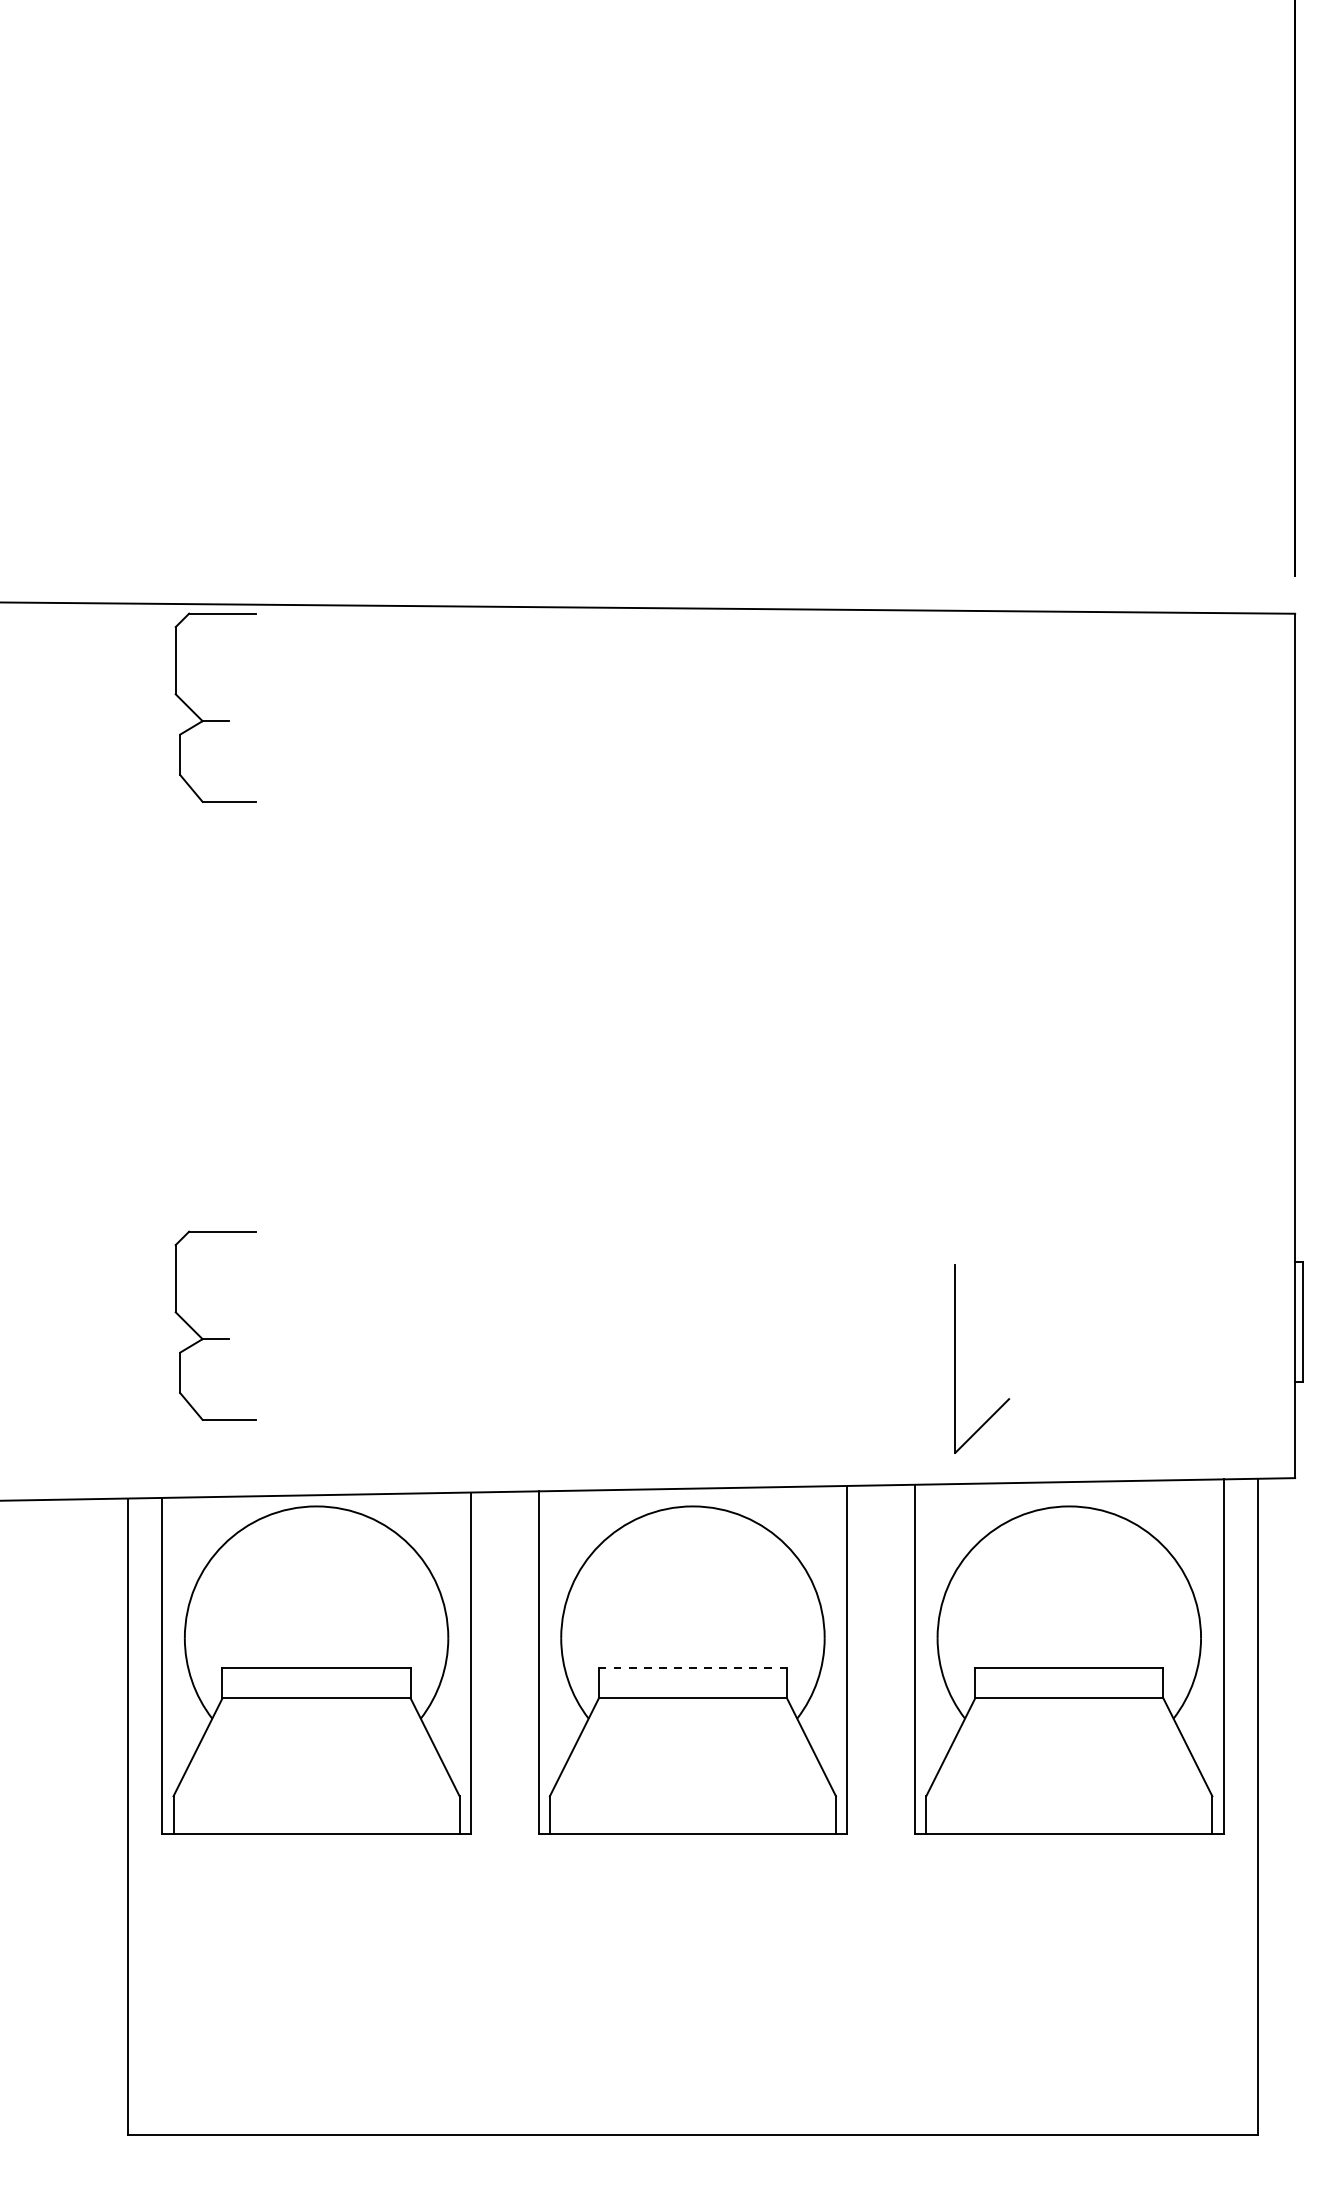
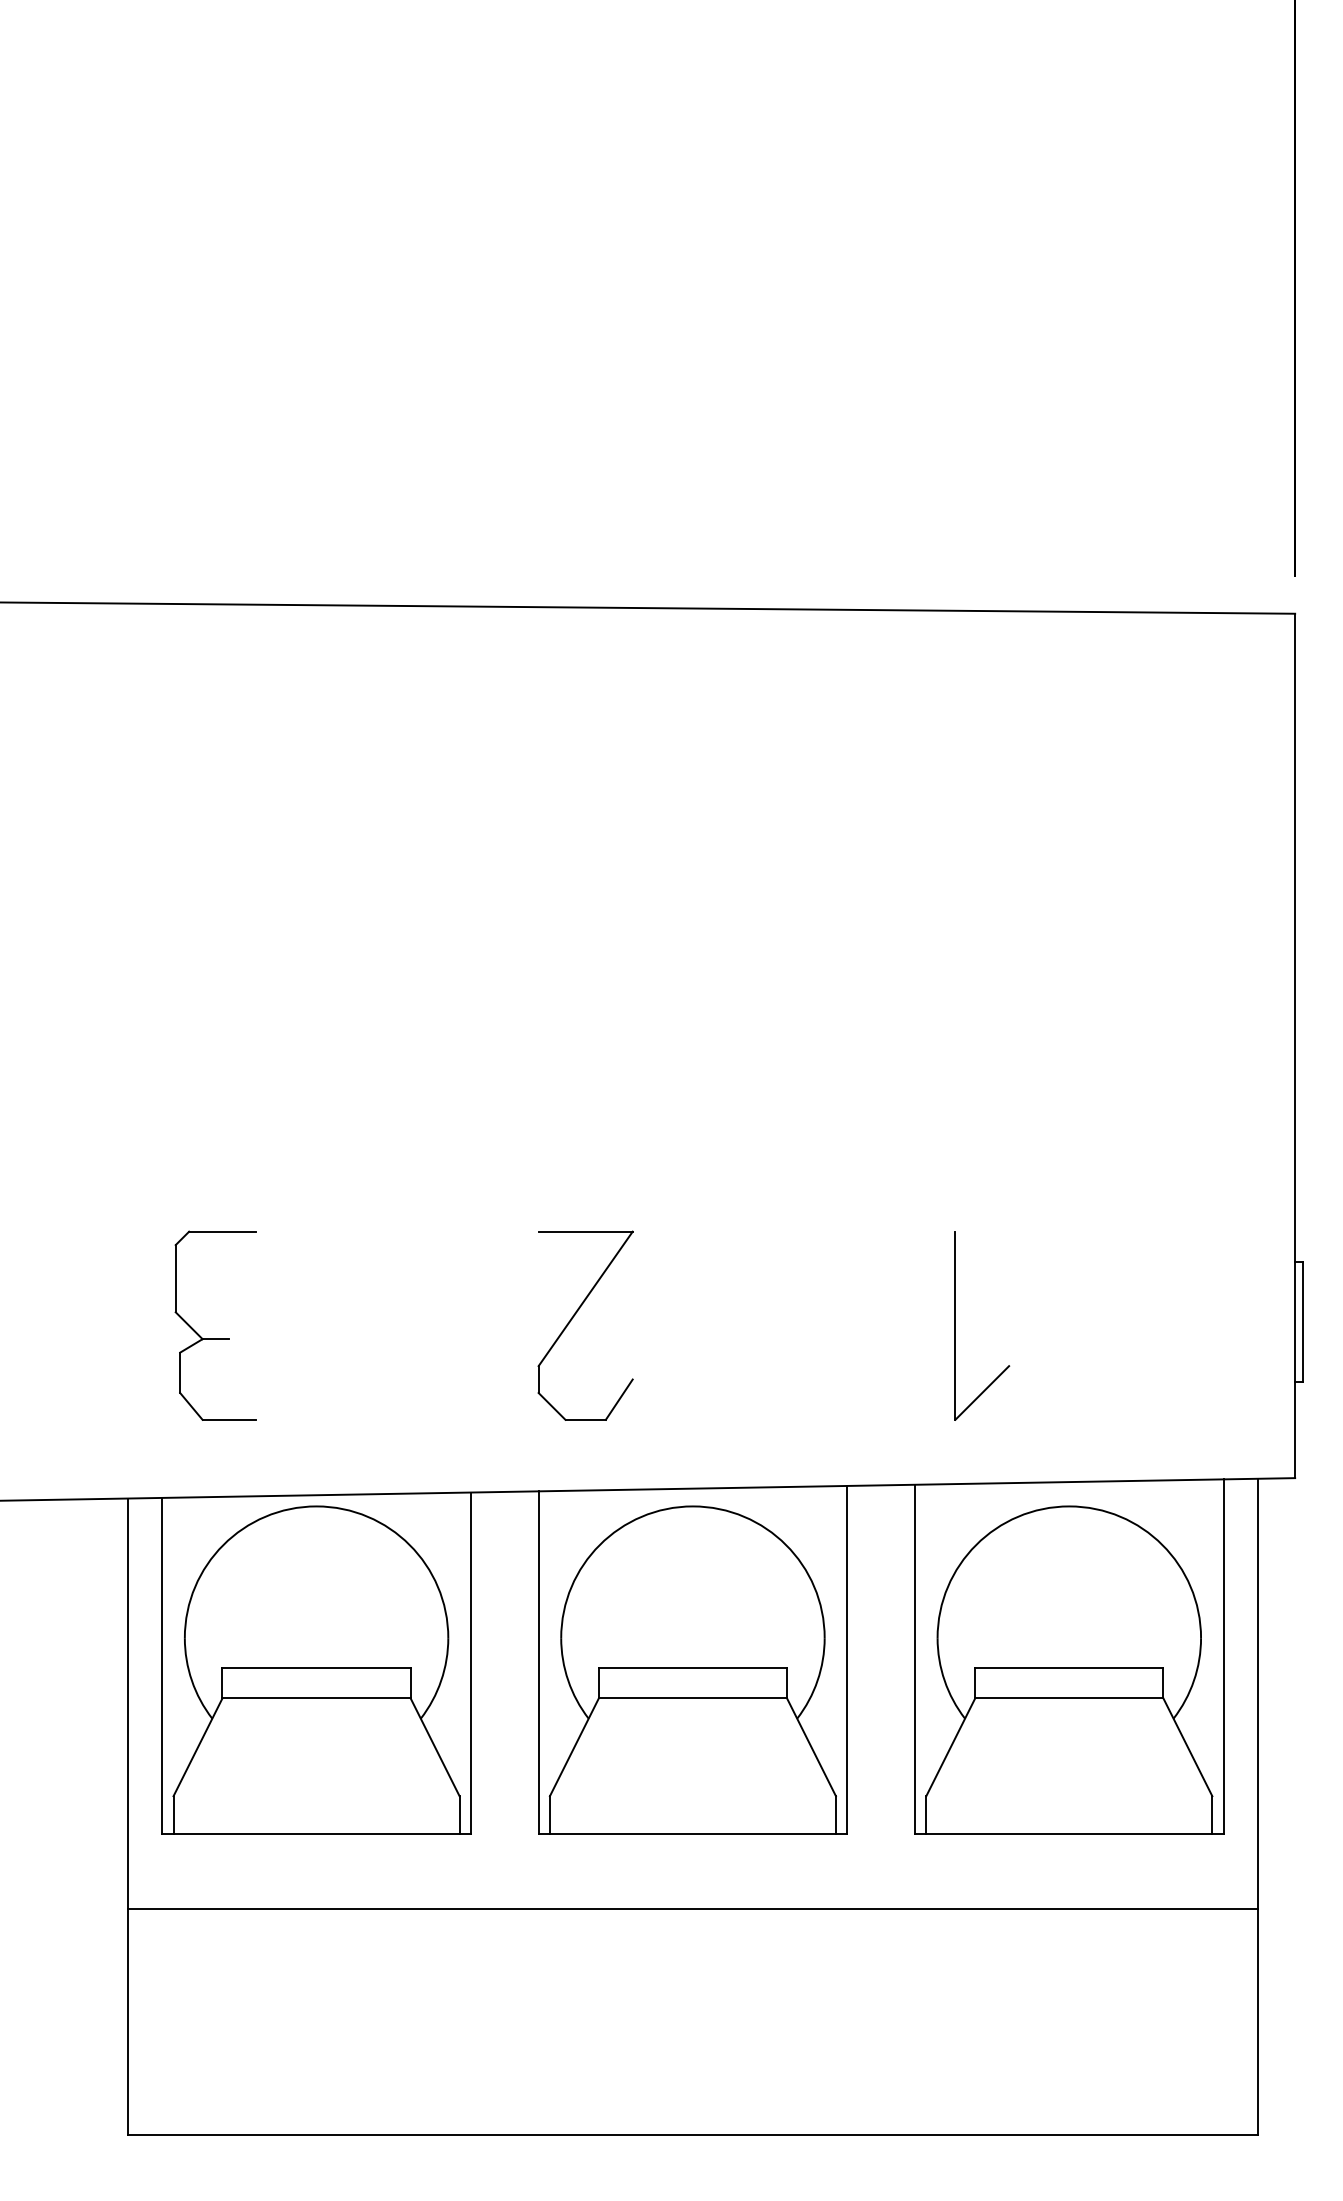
part: present -> none (215, 720)
part: none -> present (573, 1318)
part position: (955, 1358) -> (955, 1325) (955, 1325)
line: dashed -> solid (693, 1668)
line: none -> present (692, 1909)
